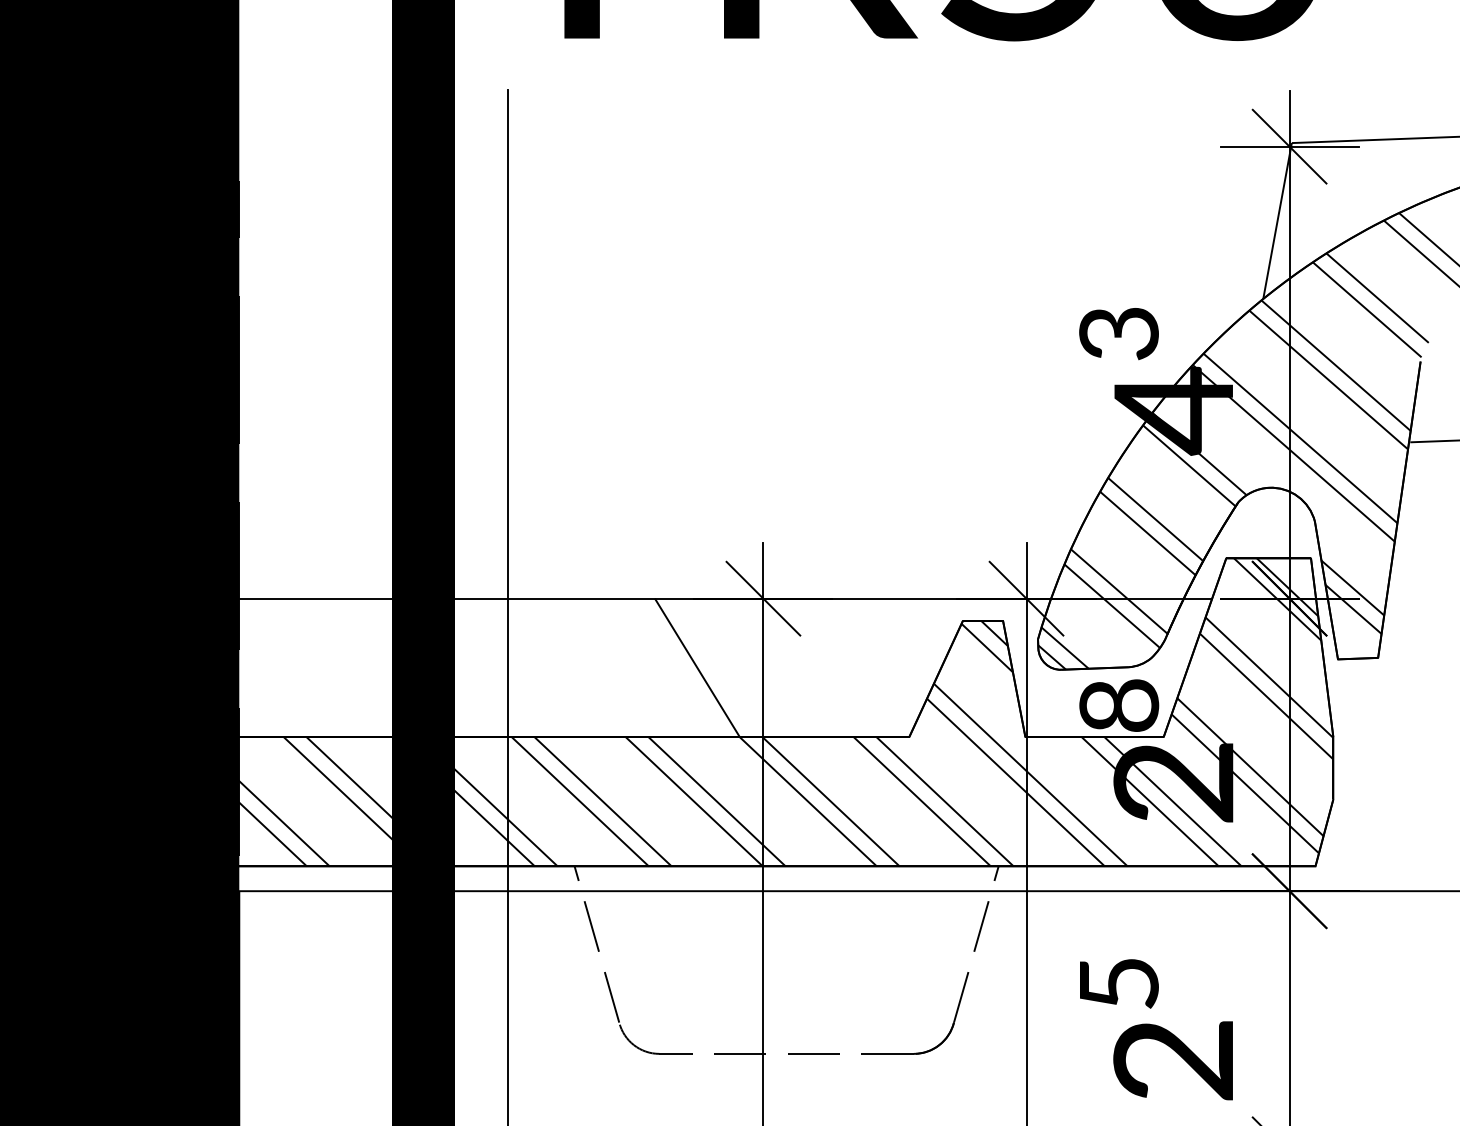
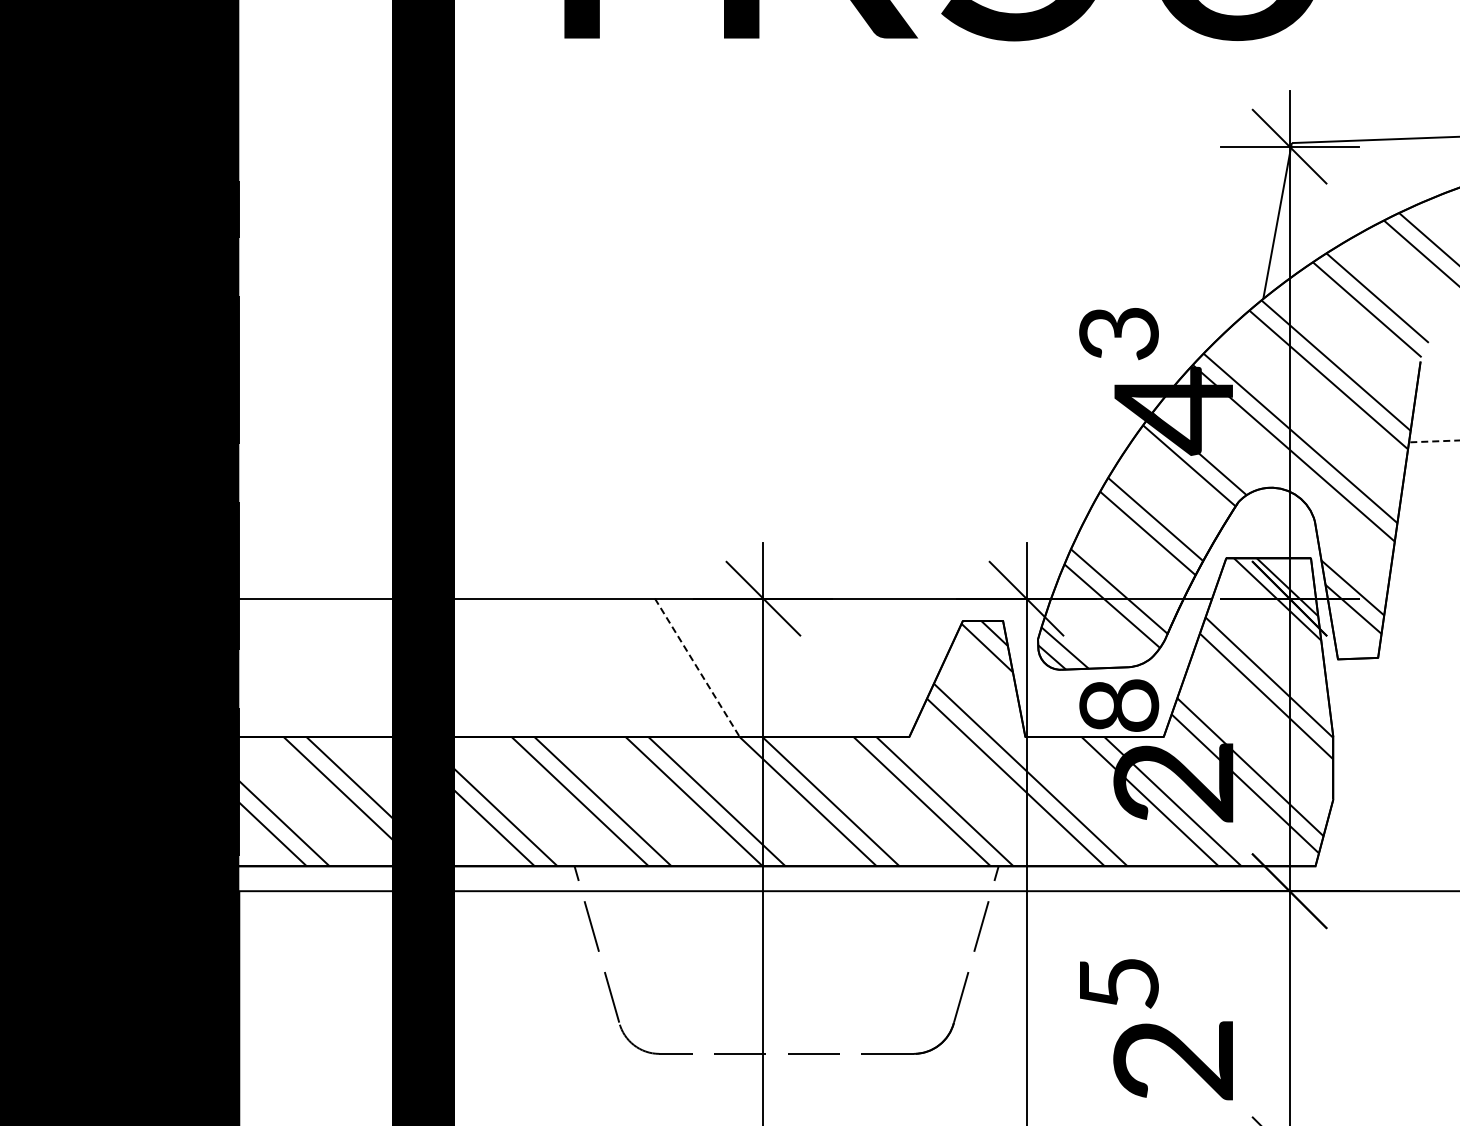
line: solid -> dashed (1435, 441)
line: present -> none (507, 606)
line: solid -> dashed (697, 668)
